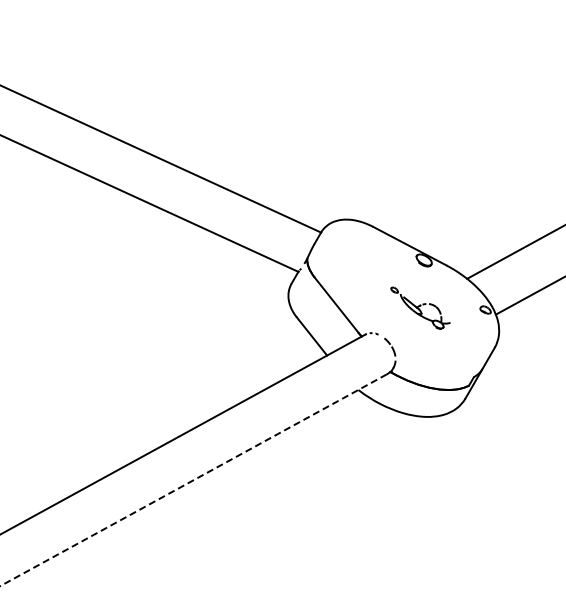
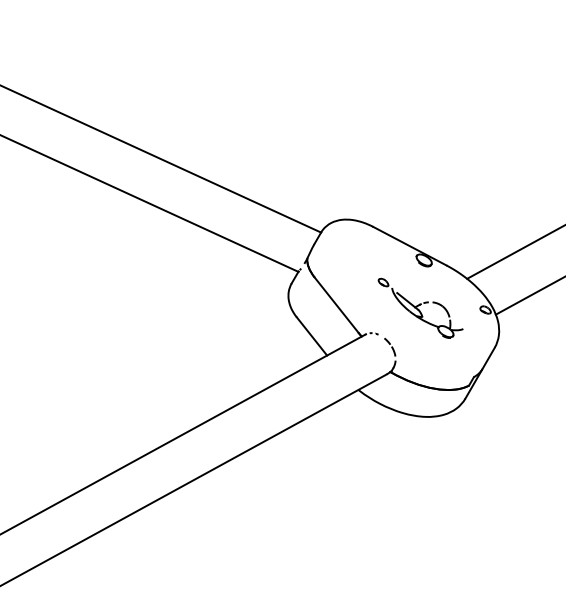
part size: 61x44 px -> 87x62 px (420, 307)
line: dashed -> solid (193, 480)
